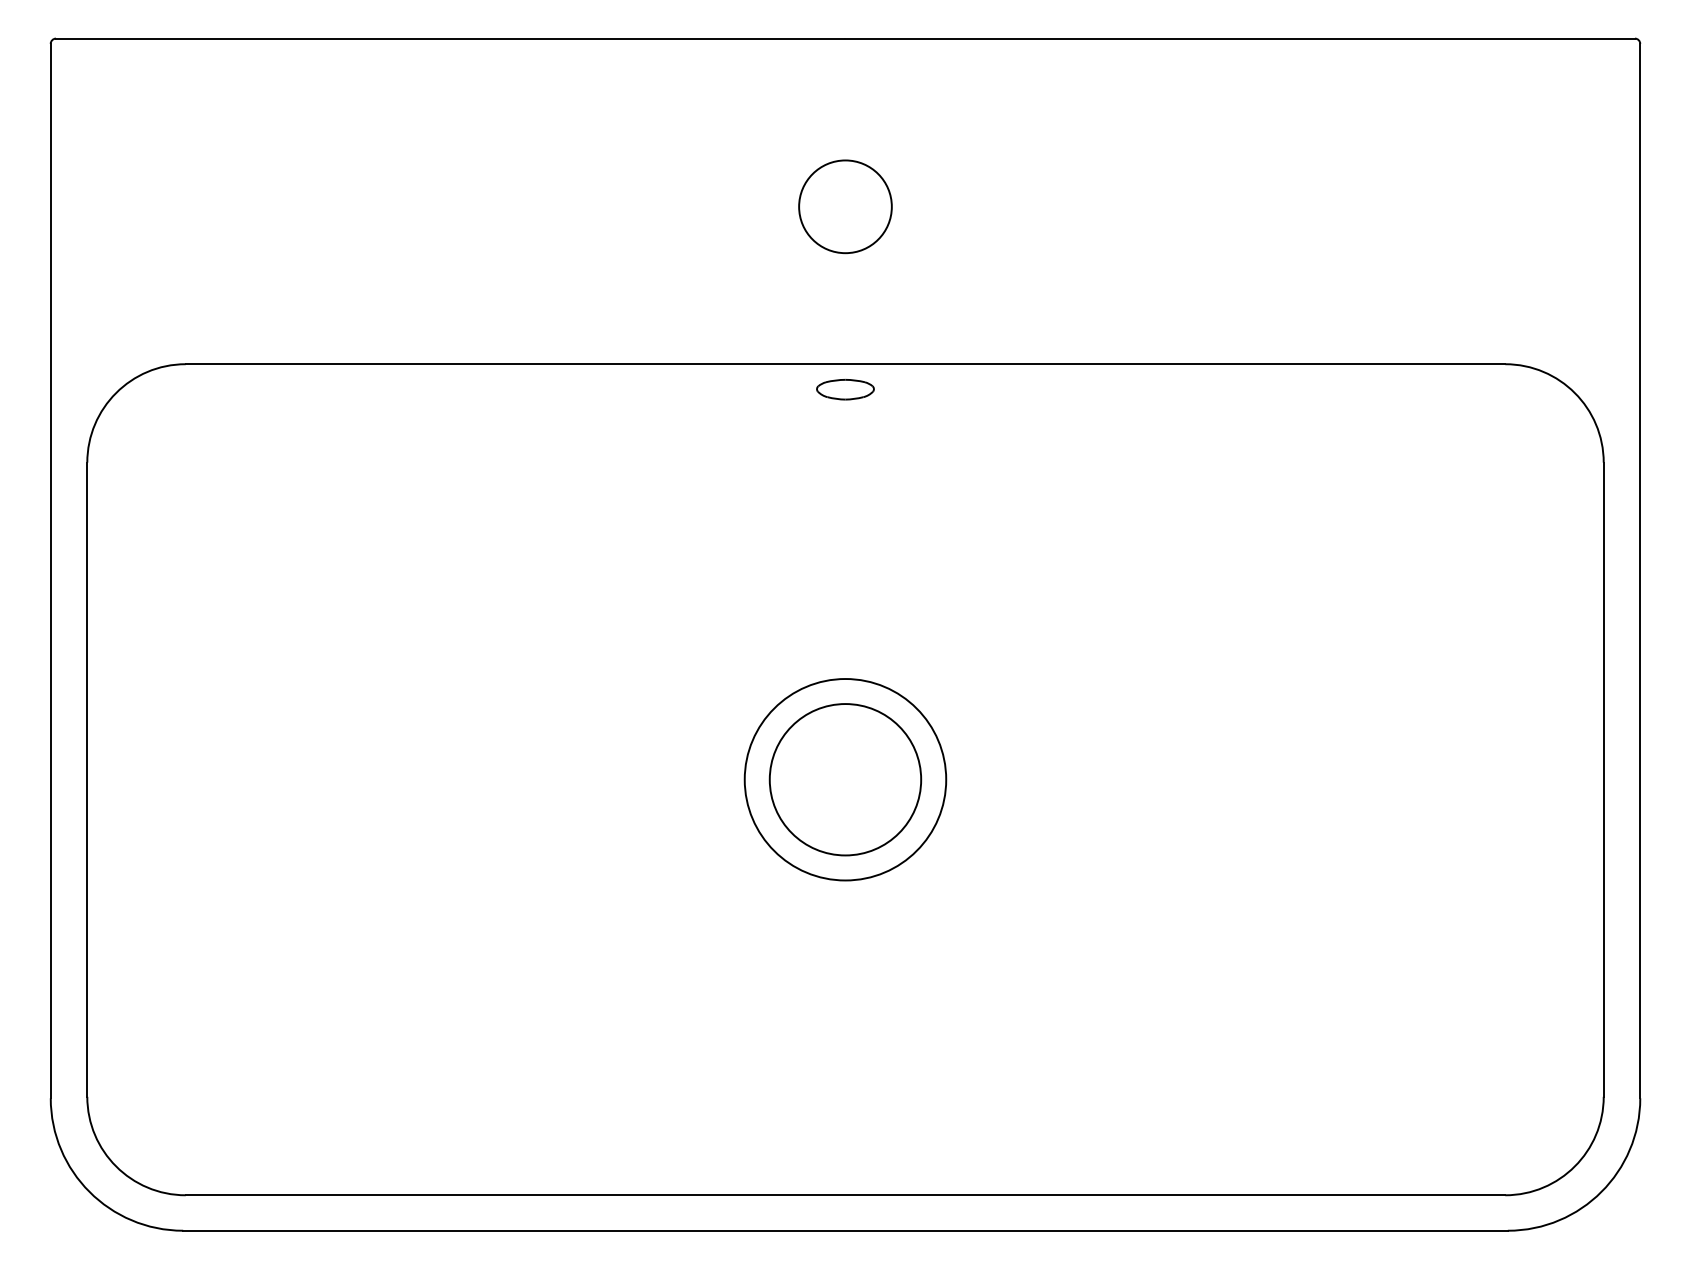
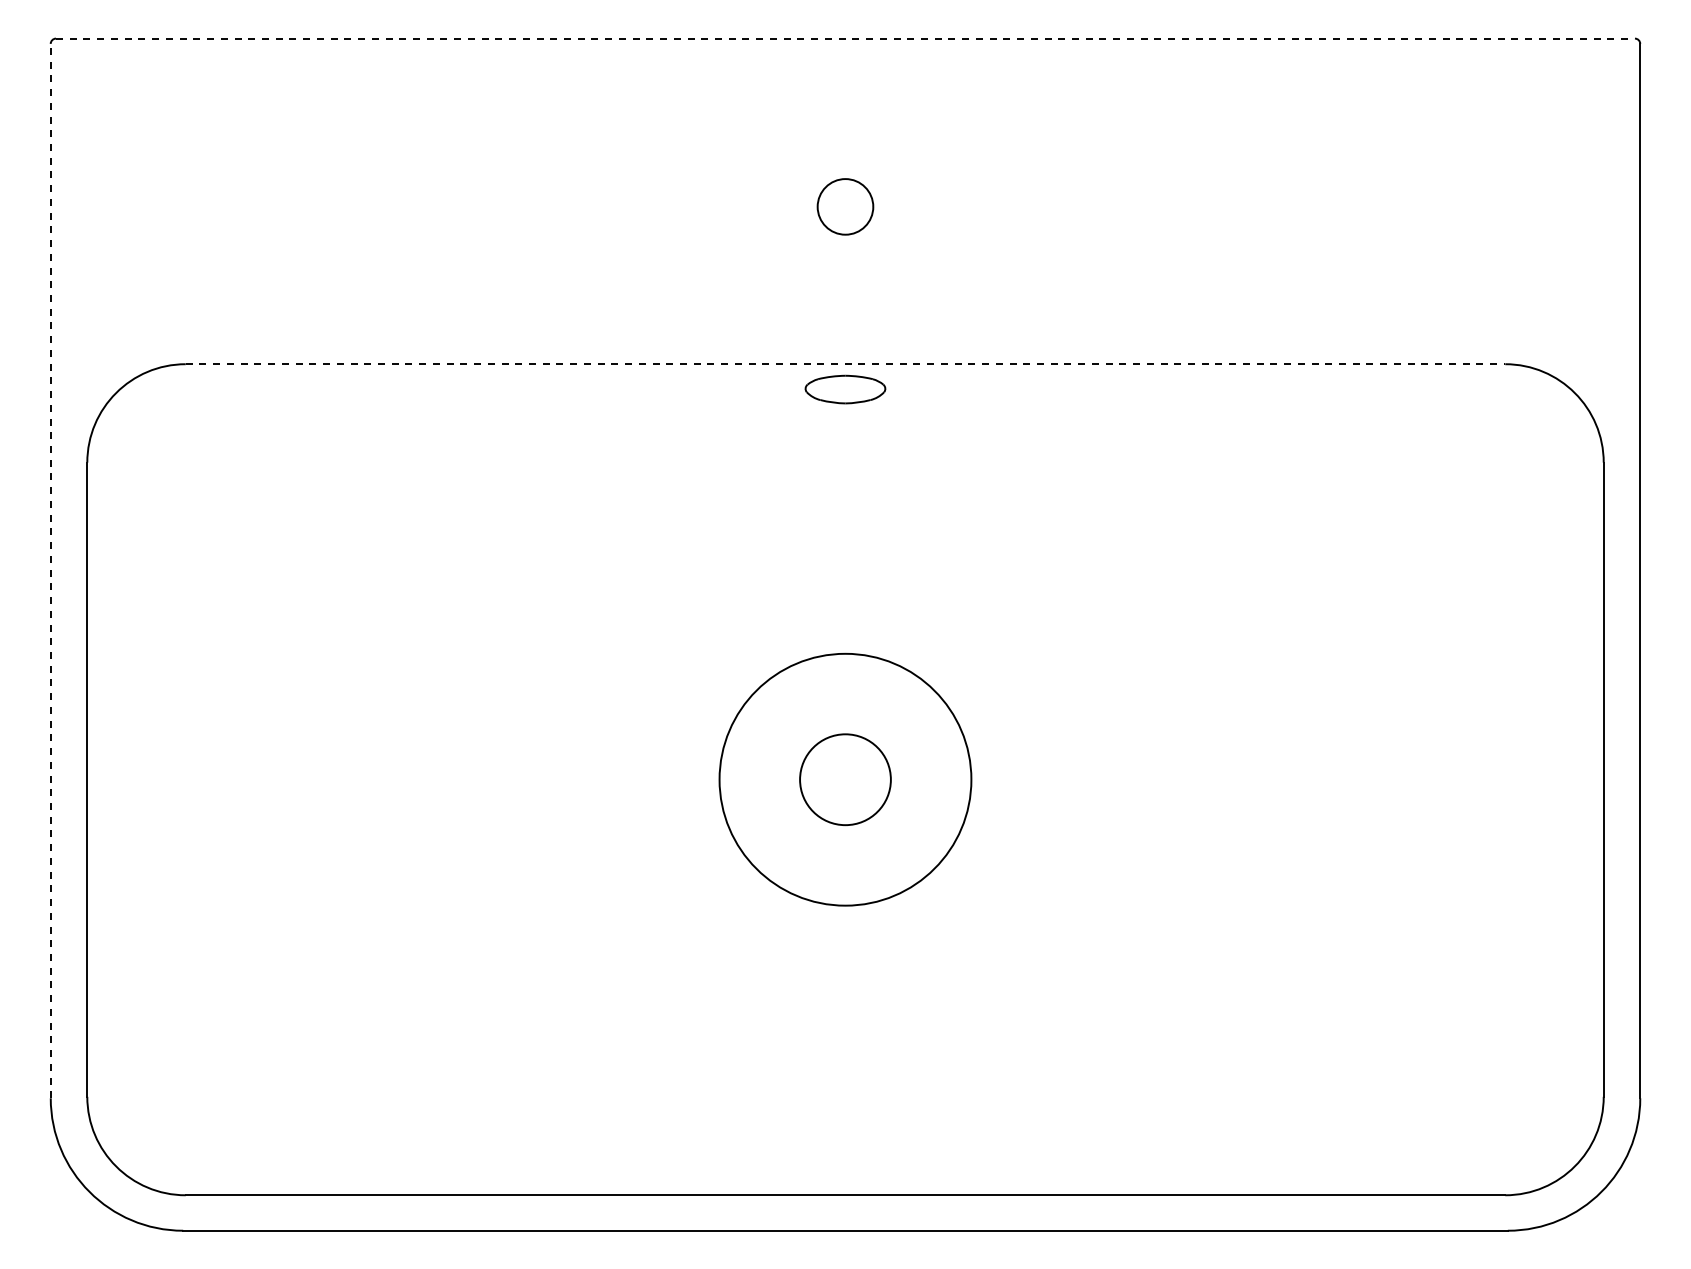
line: solid -> dashed (845, 38)
circle size: 95x96 px -> 59x58 px (845, 206)
line: solid -> dashed (845, 364)
part size: 59x22 px -> 83x31 px (845, 389)
line: solid -> dashed (50, 570)
circle diameter: 151 px -> 91 px (845, 779)
circle diameter: 201 px -> 252 px (845, 779)
